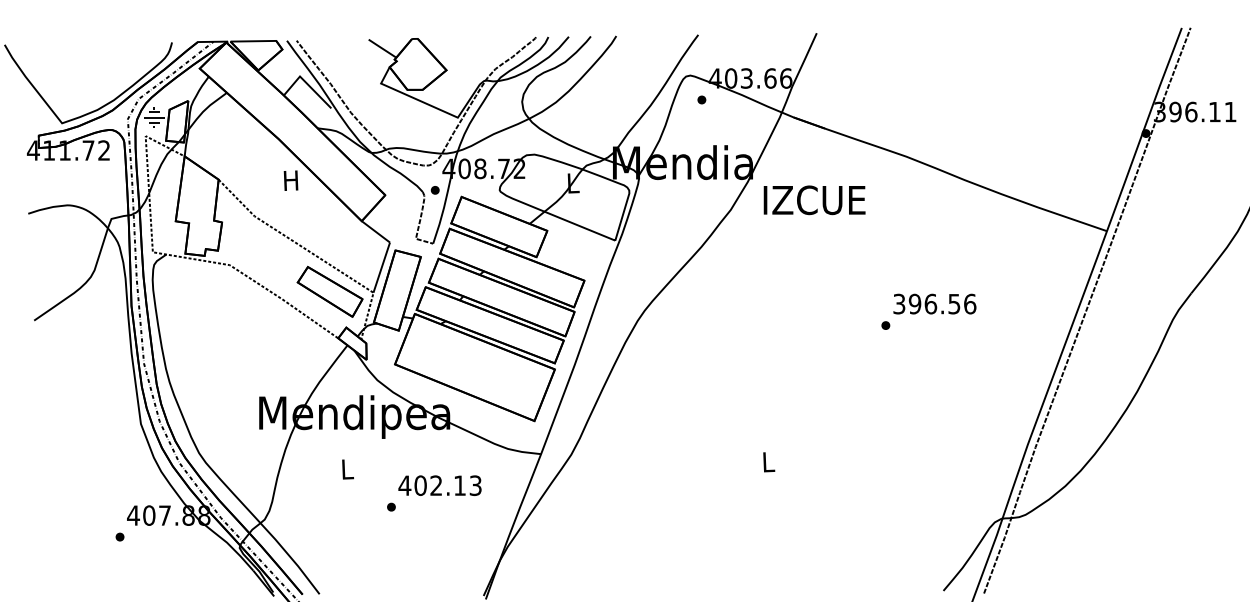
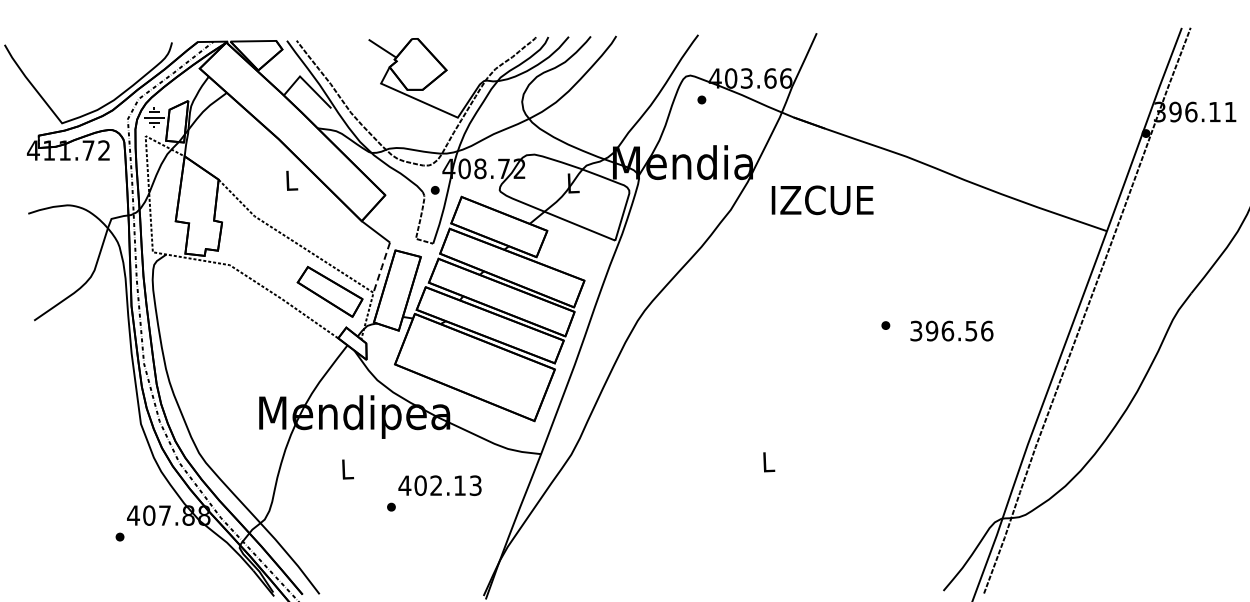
text: H -> L (290, 180)
text position: (814, 200) -> (822, 200) (822, 200)
line: solid -> dashed (381, 267)
text position: (934, 303) -> (951, 330) (951, 330)
